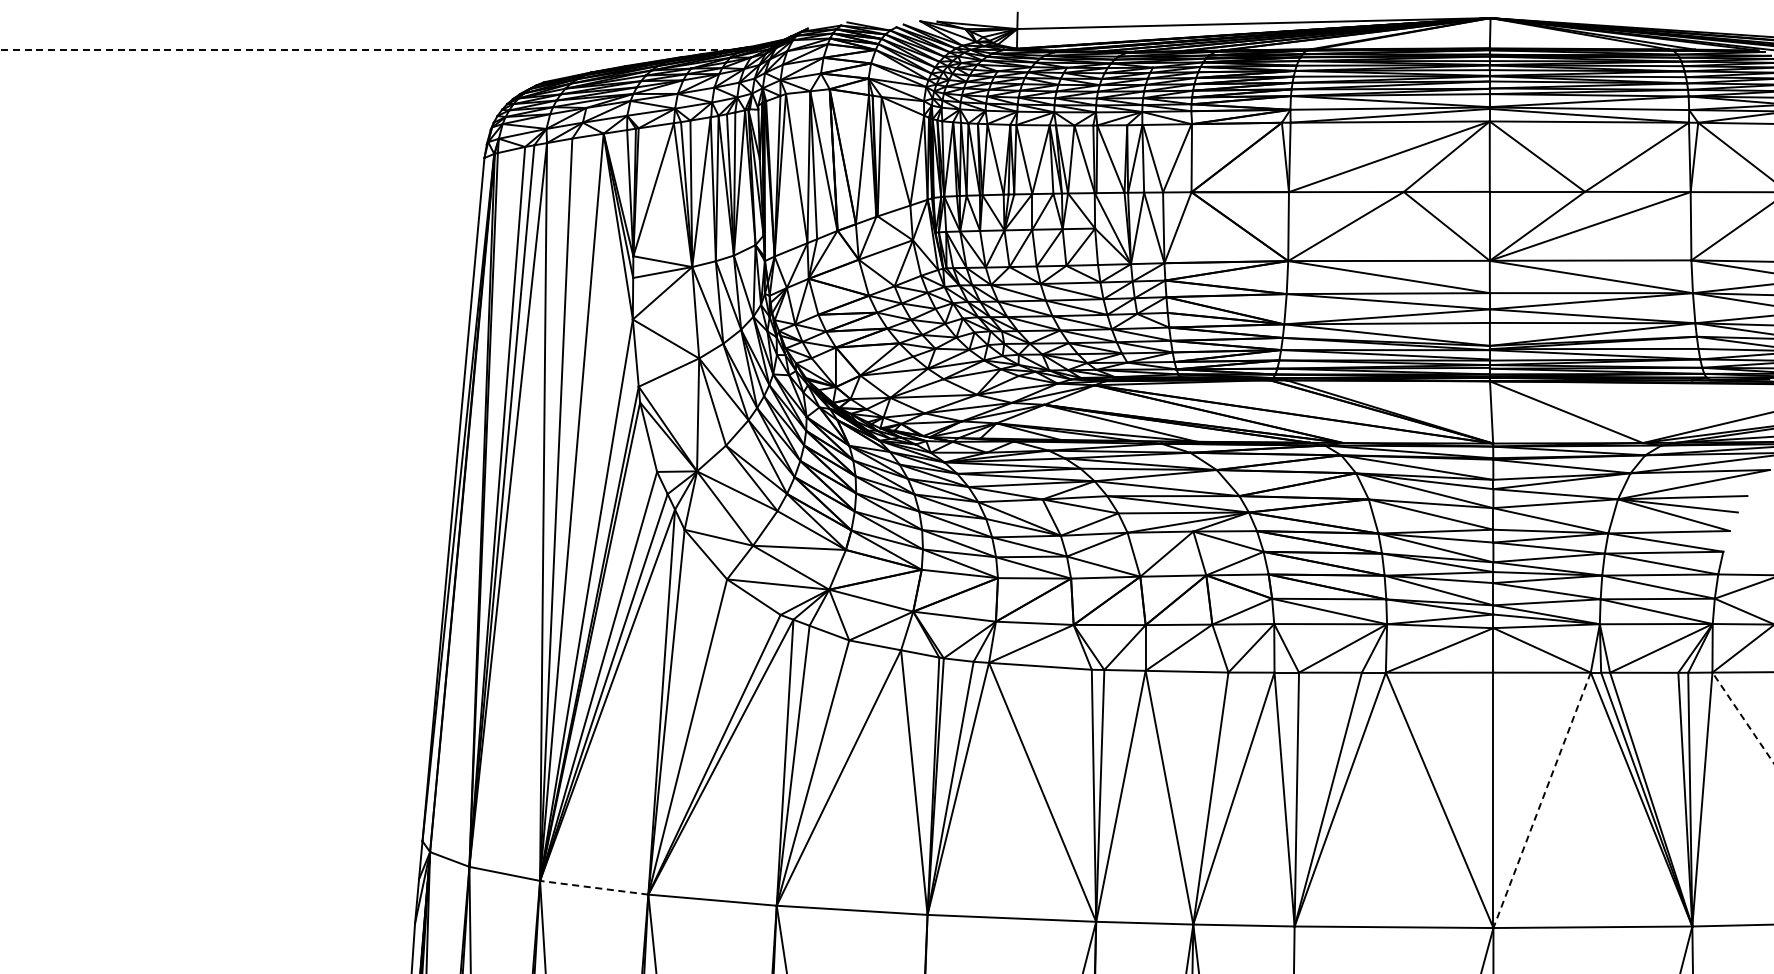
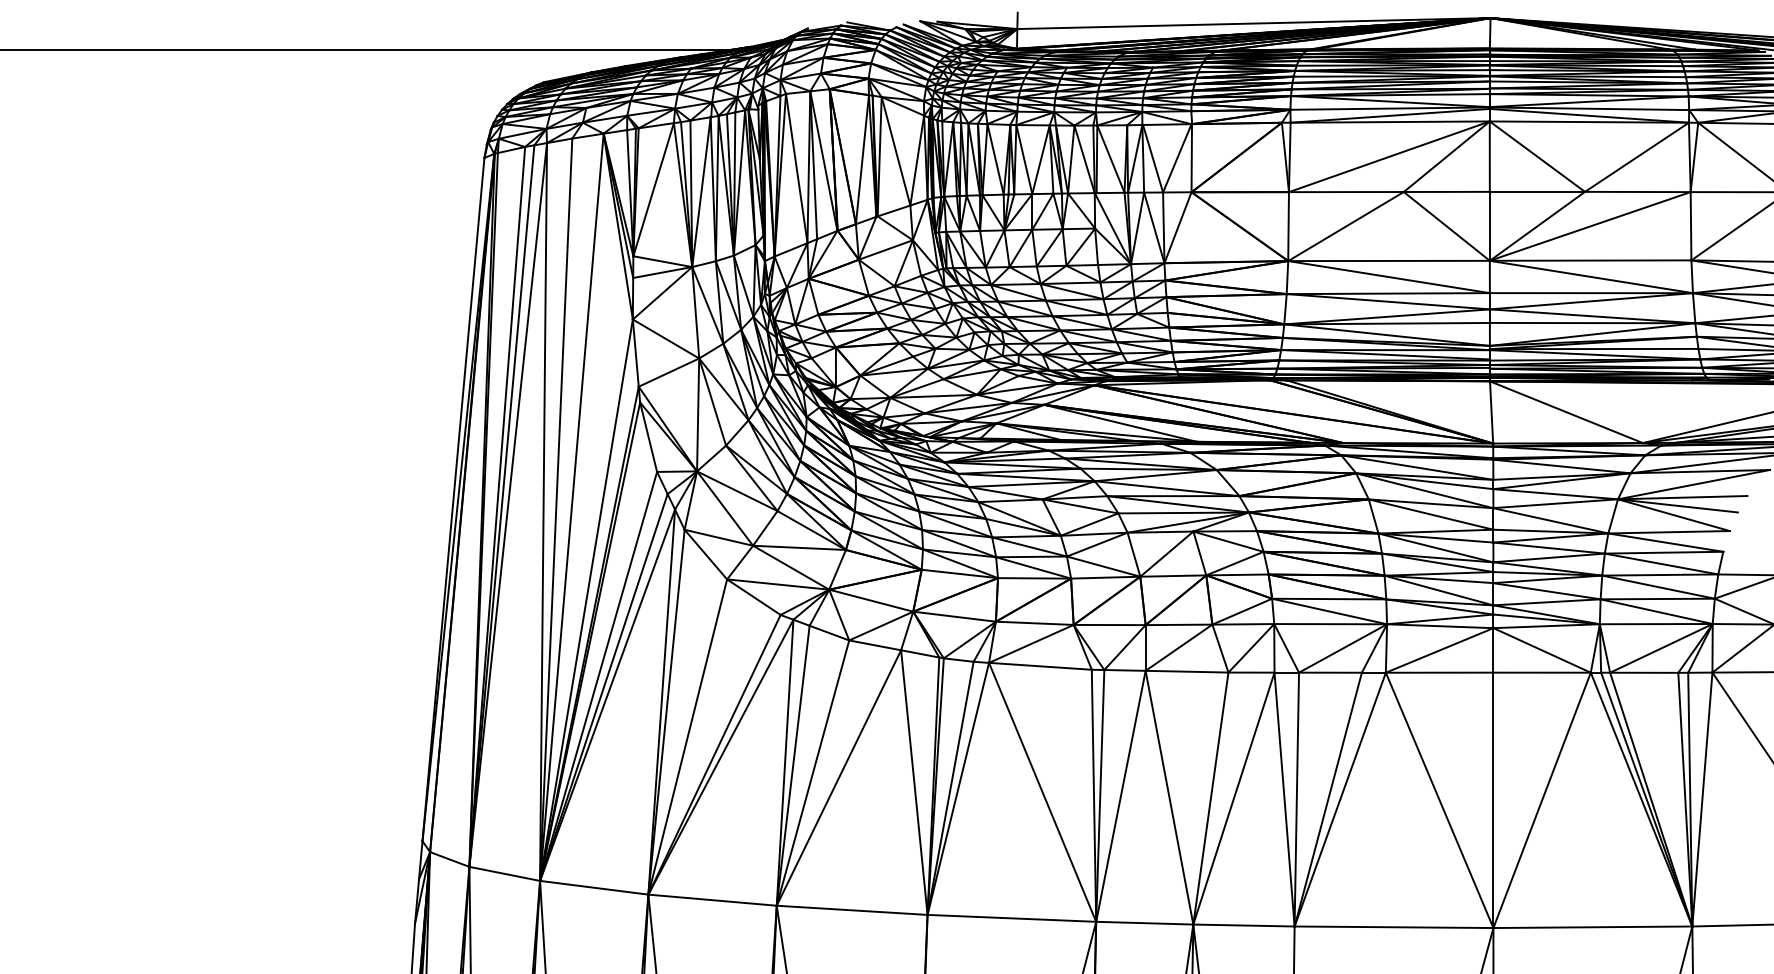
line: dashed -> solid (364, 50)
line: dashed -> solid (1743, 718)
line: dashed -> solid (1542, 800)
line: dashed -> solid (594, 887)
